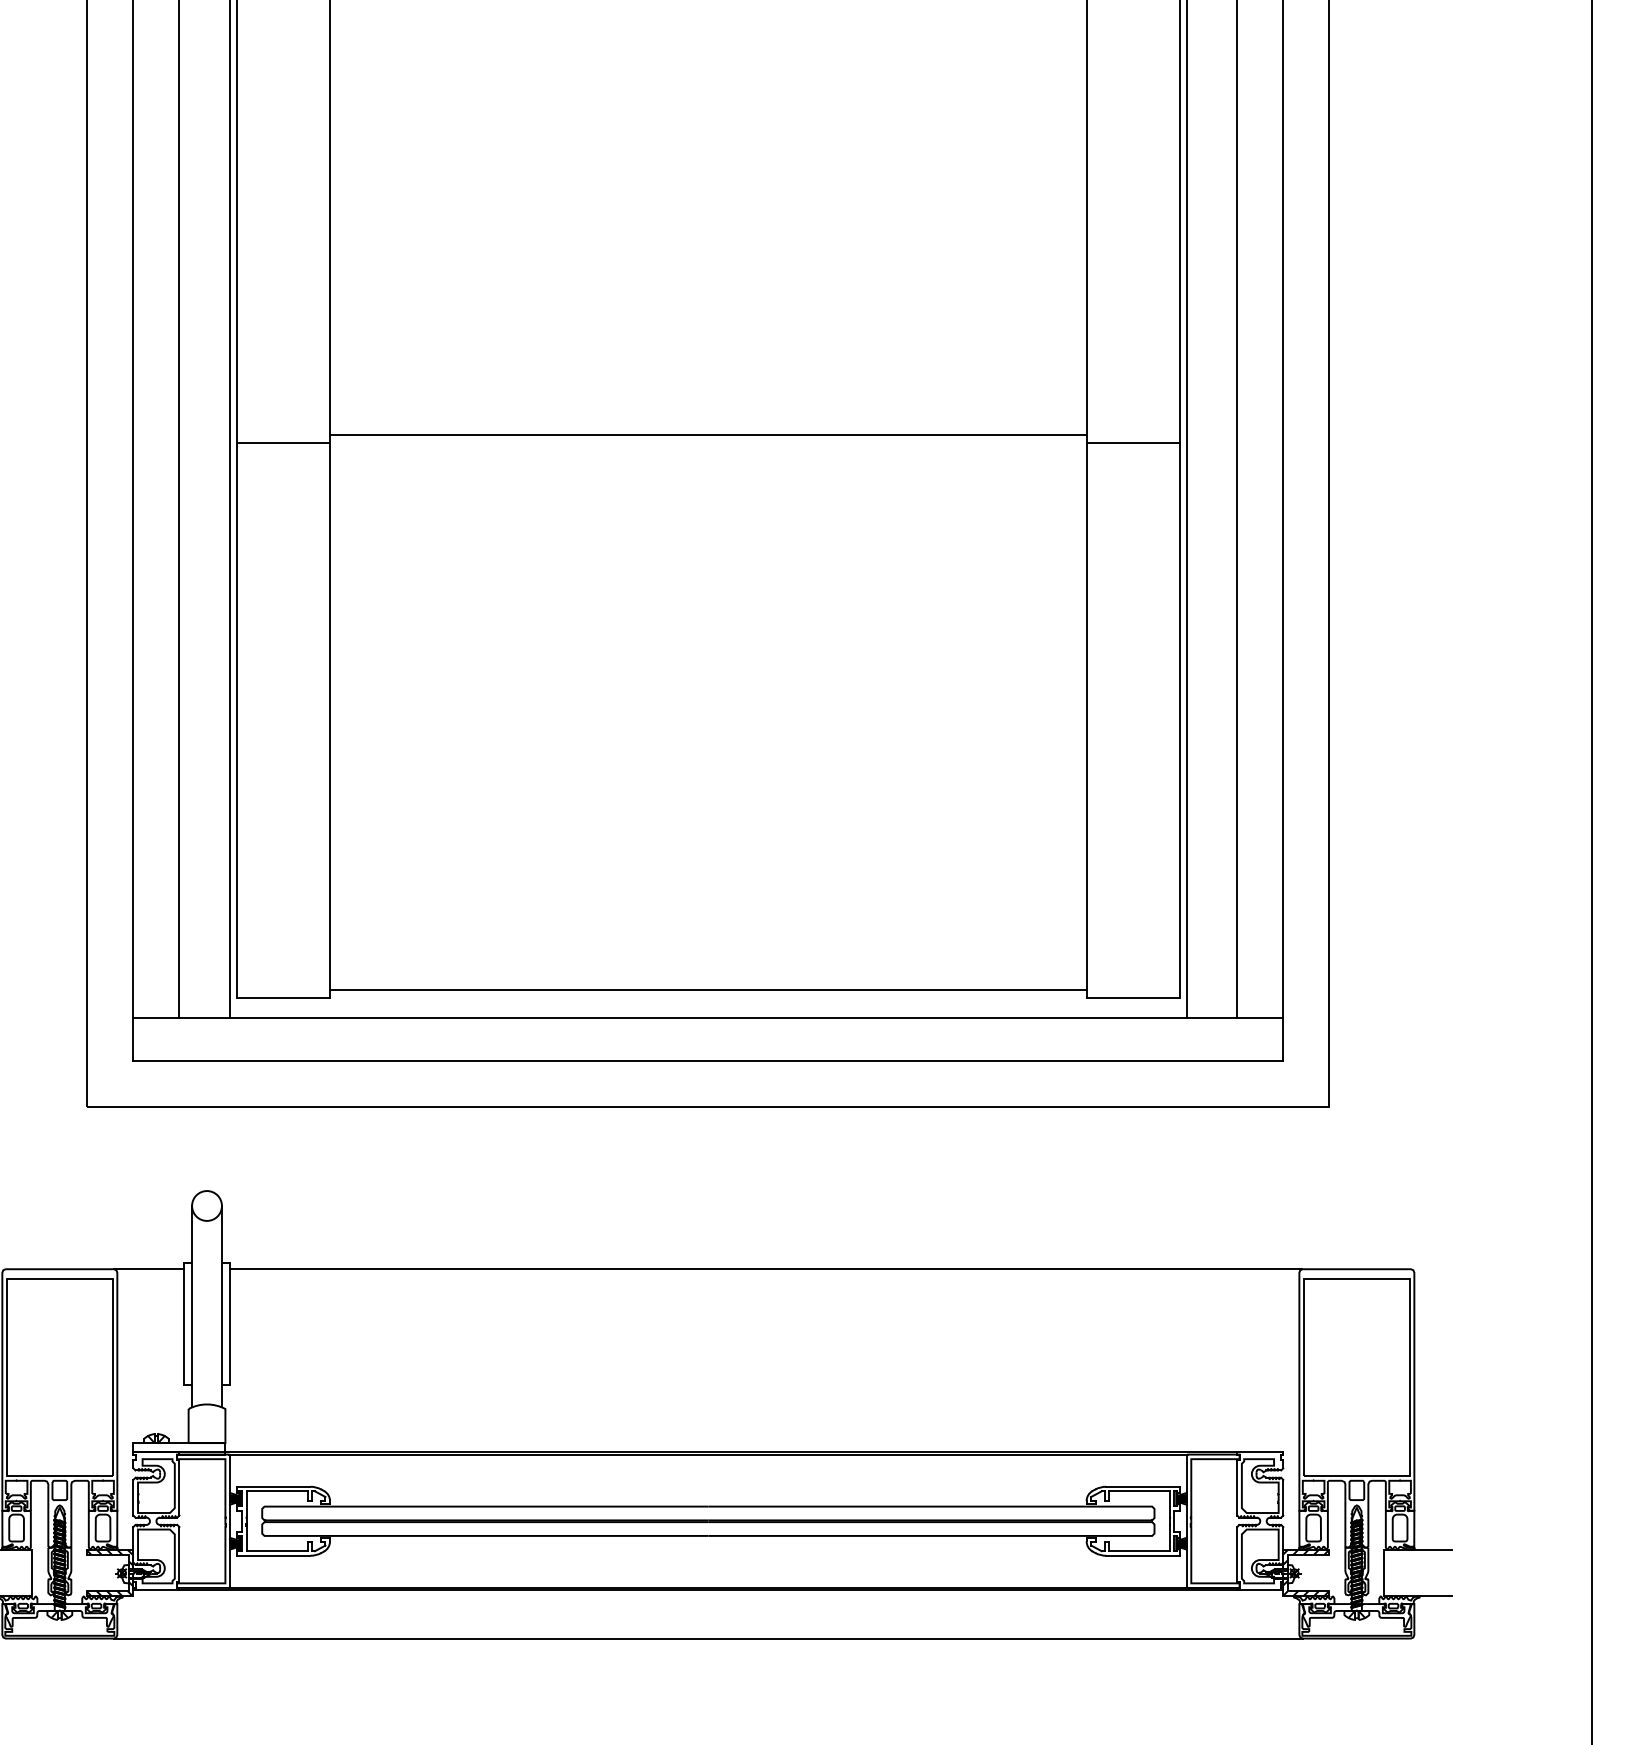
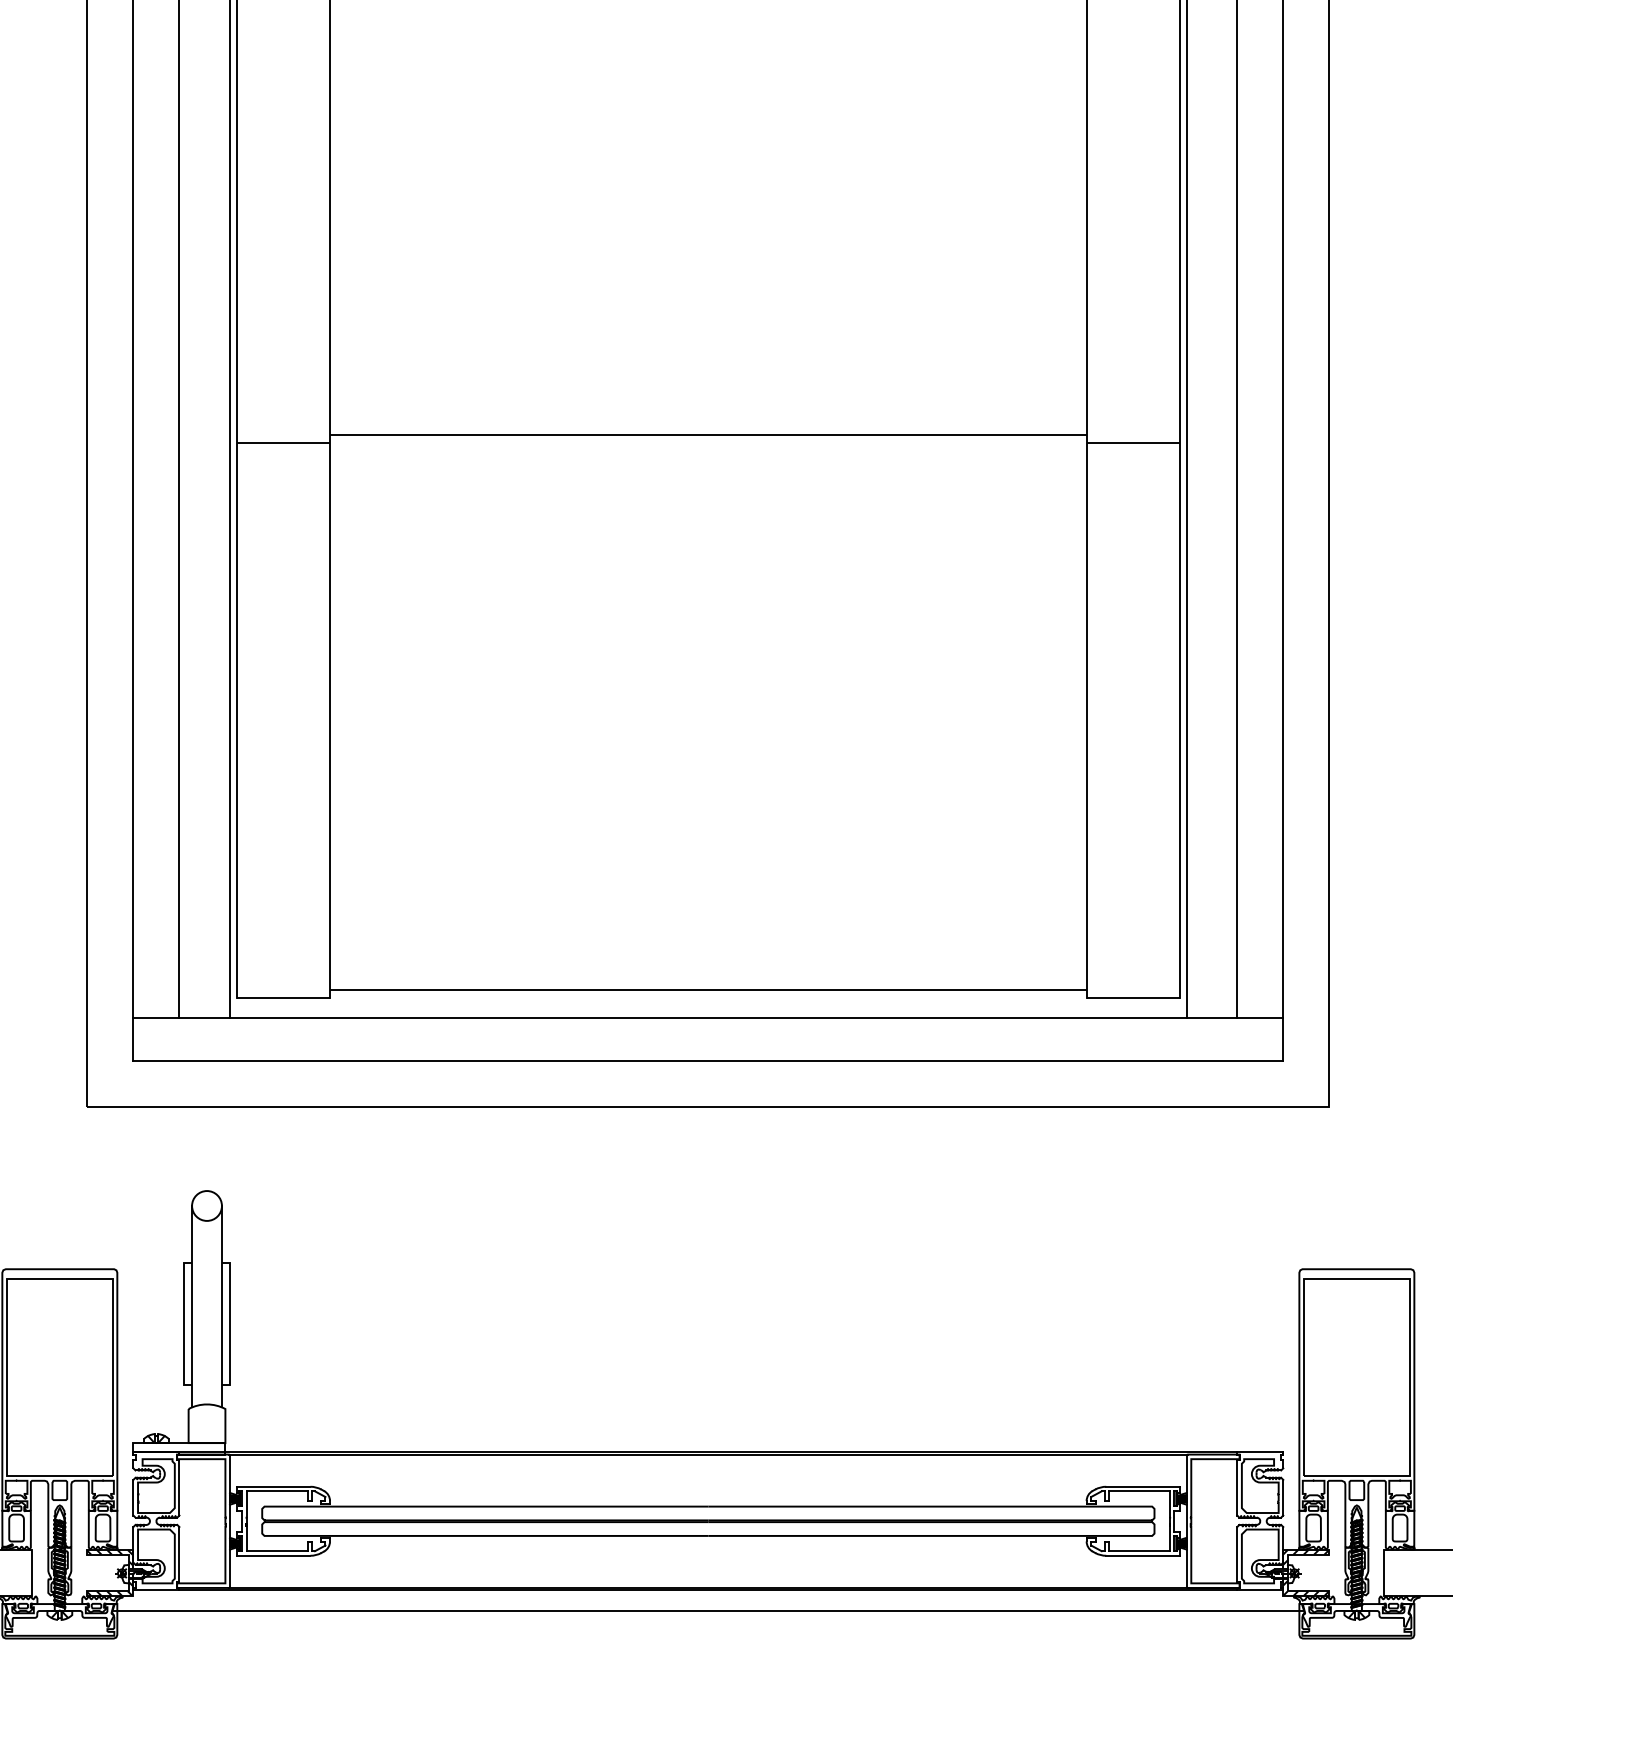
line: present -> none (1591, 871)
line: present -> none (149, 1269)
line: present -> none (766, 1269)
line position: (707, 1638) -> (707, 1610) (707, 1610)
